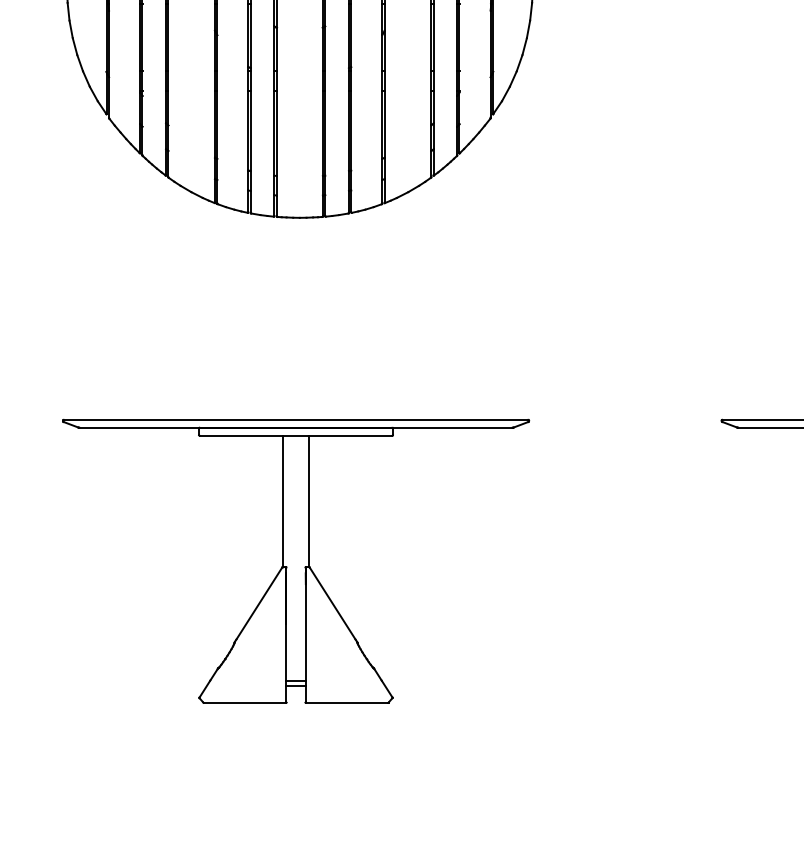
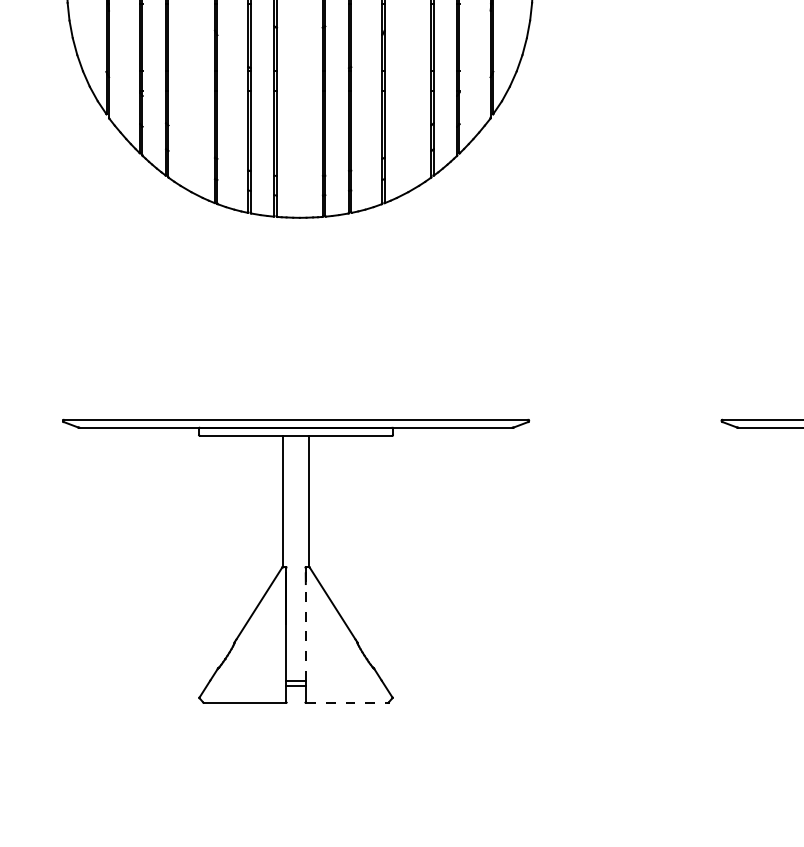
line: solid -> dashed (305, 624)
line: solid -> dashed (347, 702)
